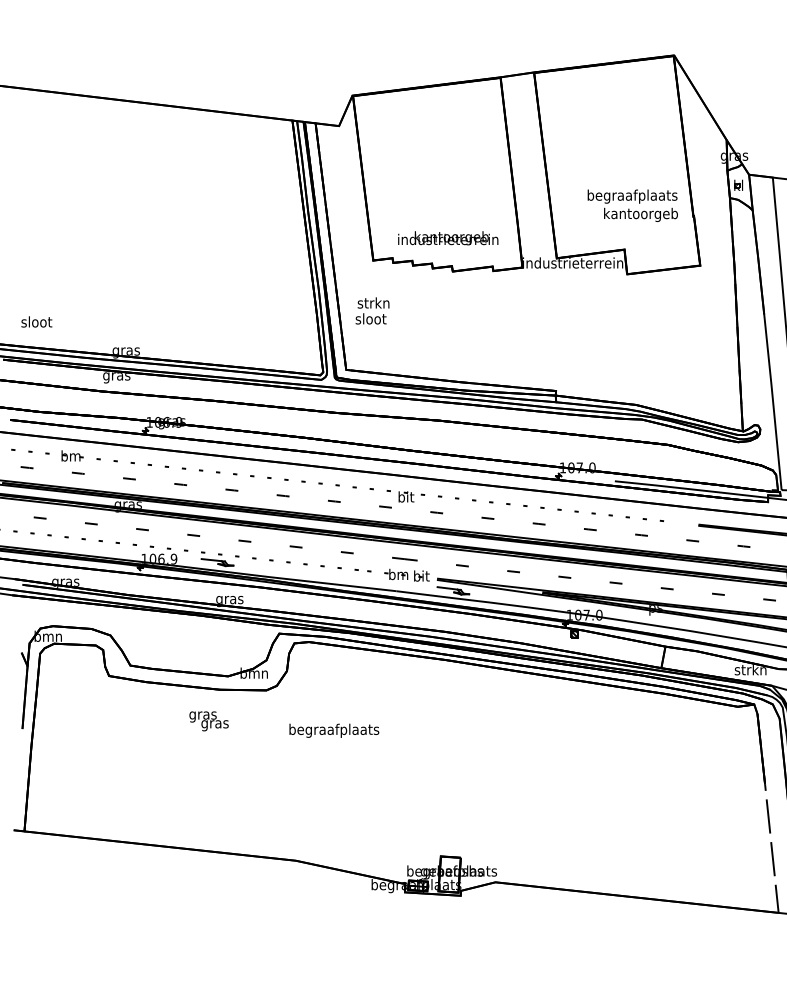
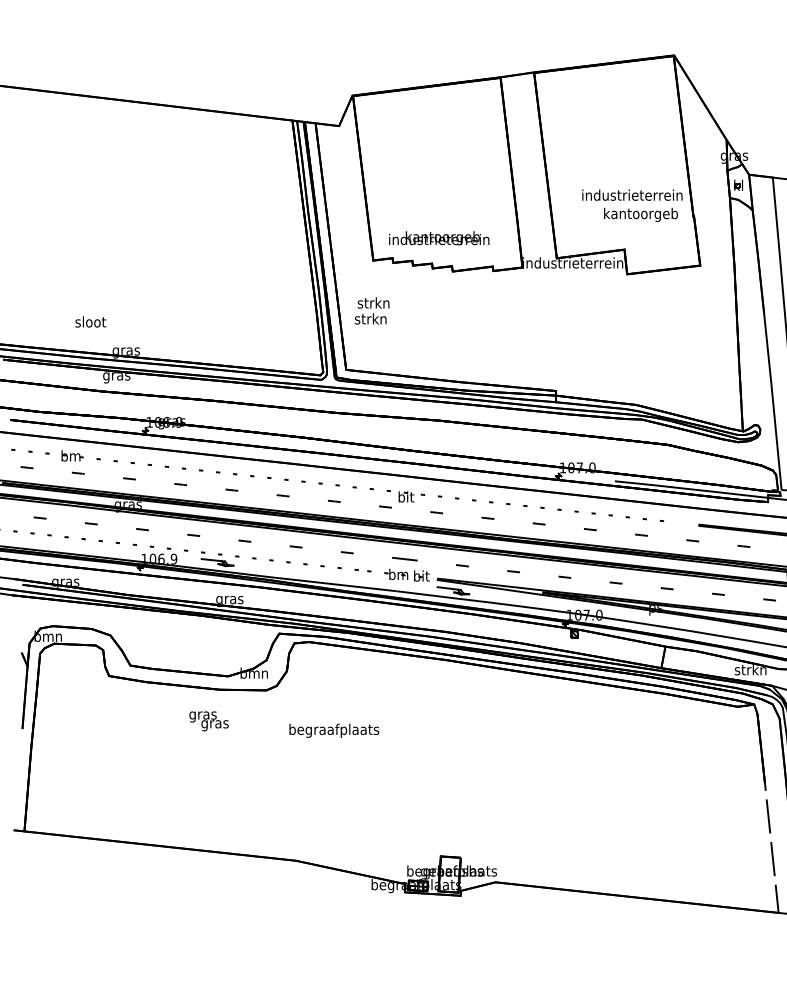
text: begraafplaats -> industrieterrein (632, 196)
text position: (448, 238) -> (439, 238) (439, 238)
text: sloot -> strkn (370, 318)
text position: (36, 321) -> (90, 321) (90, 321)
